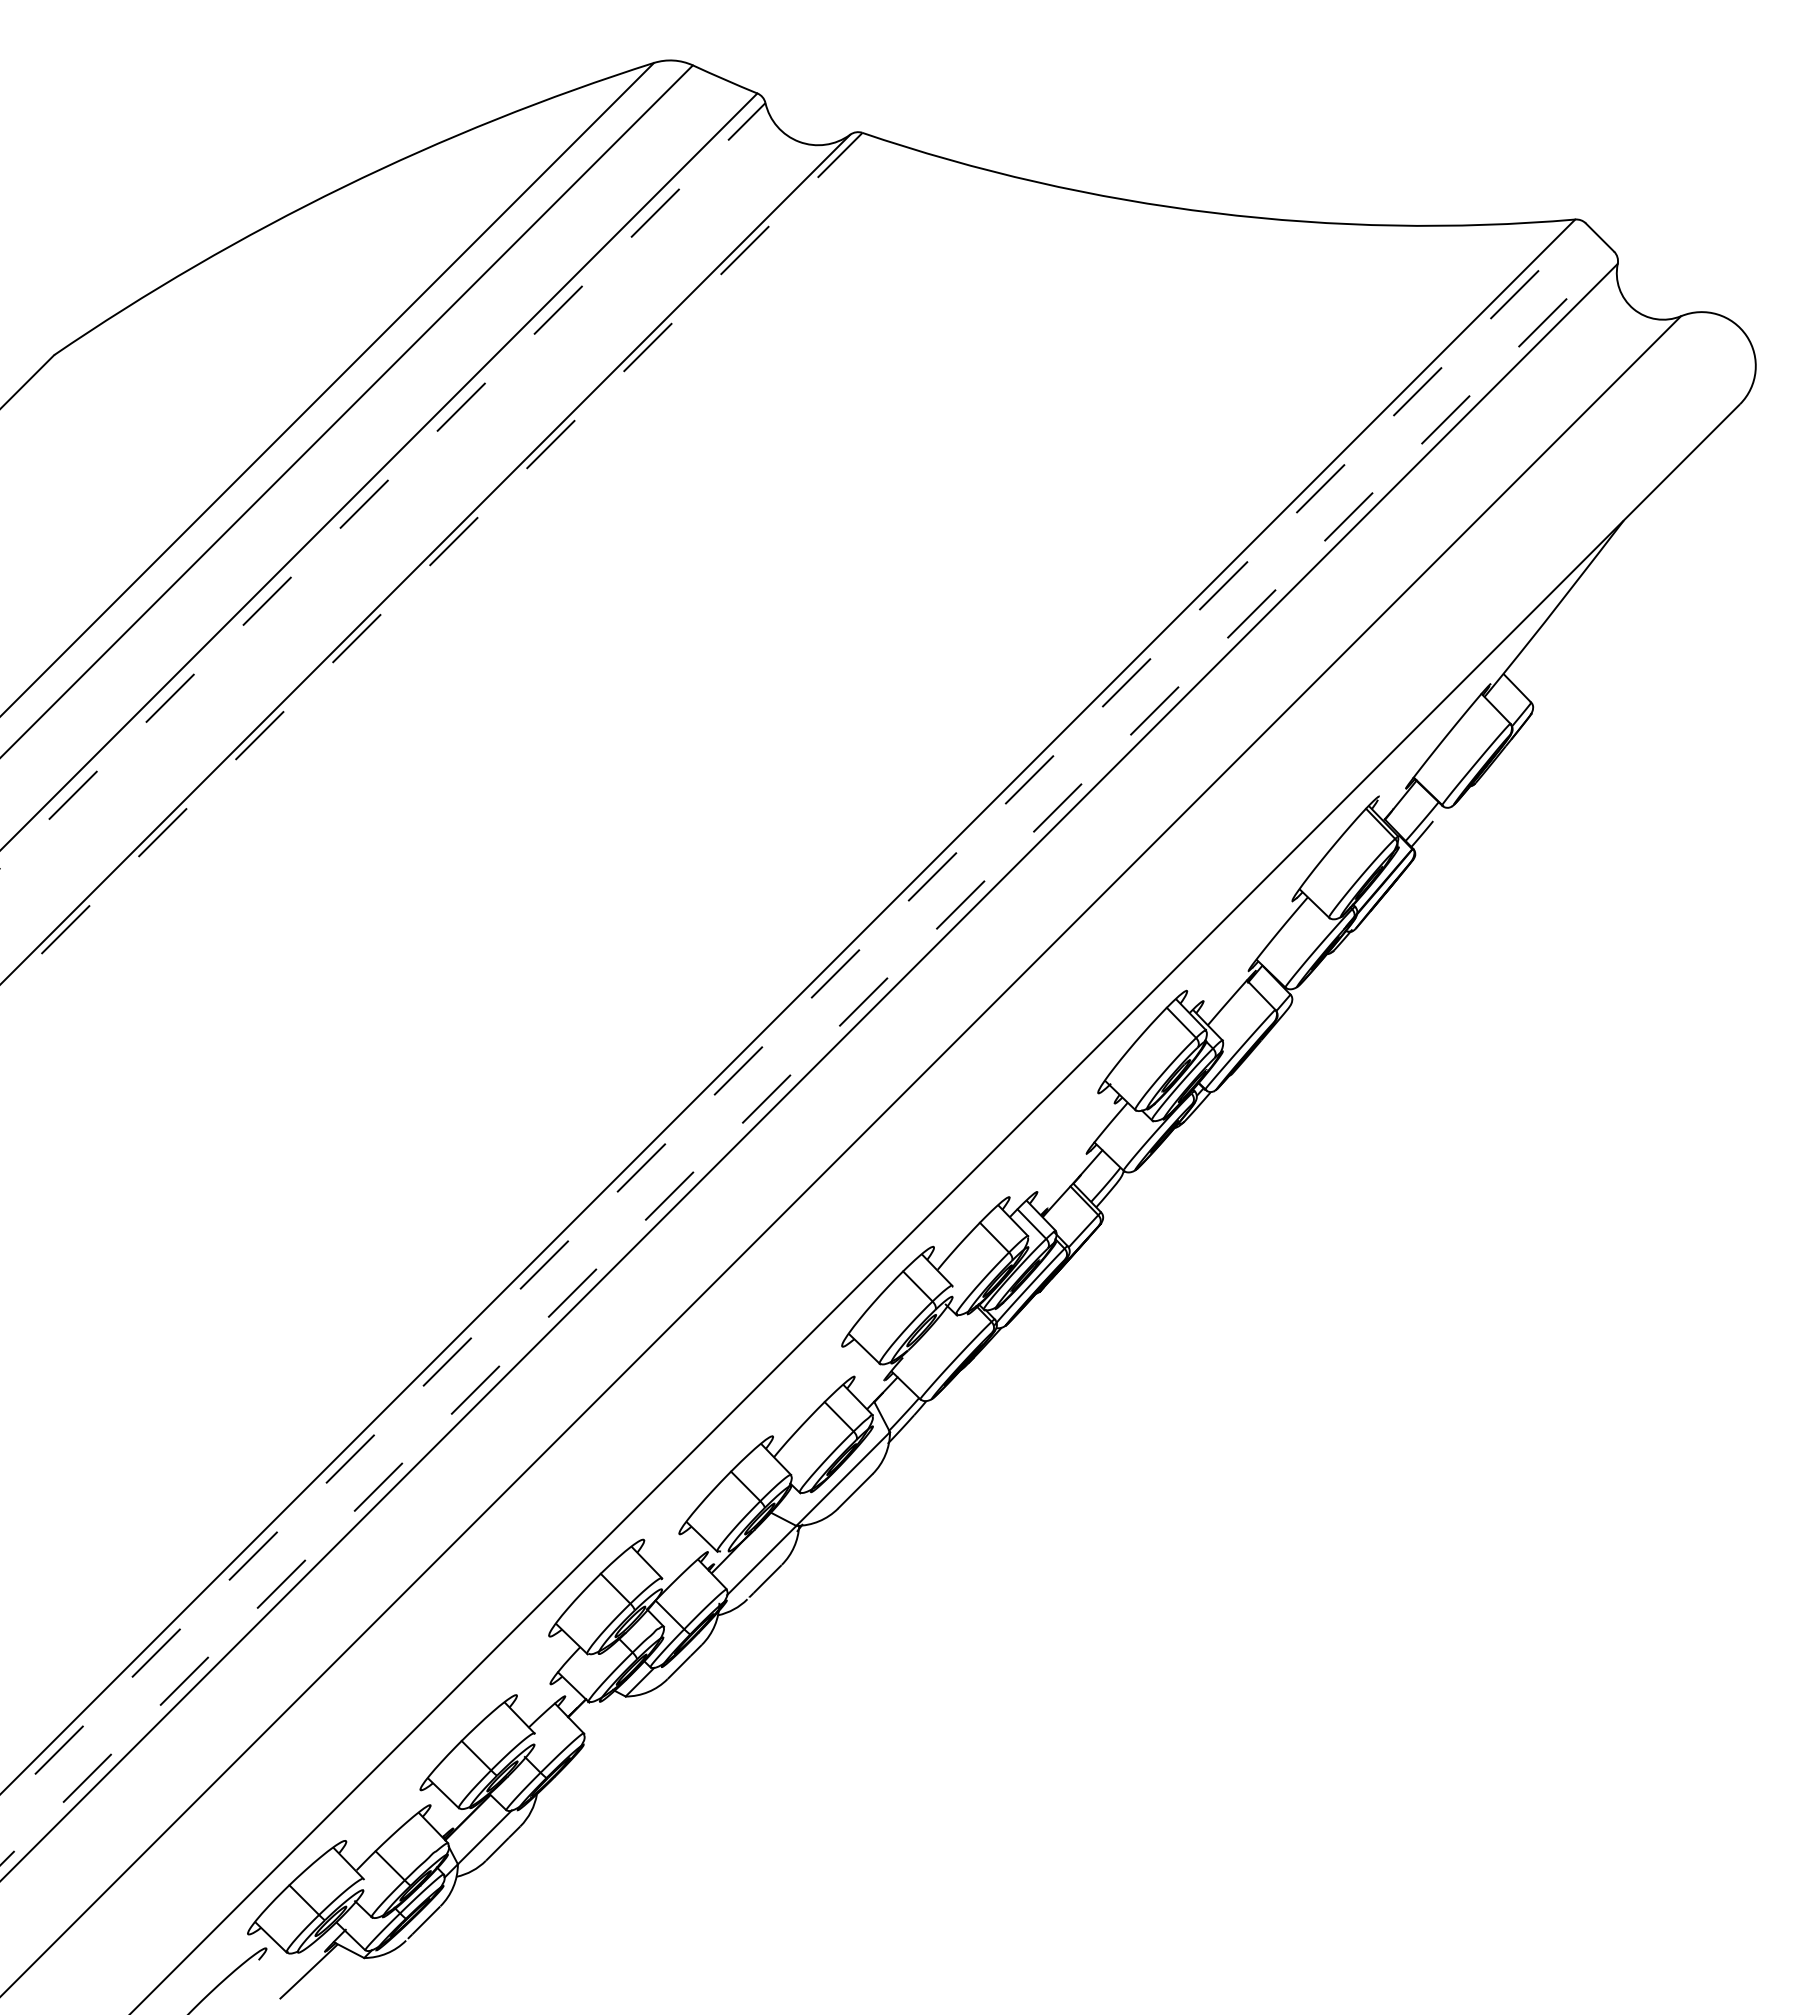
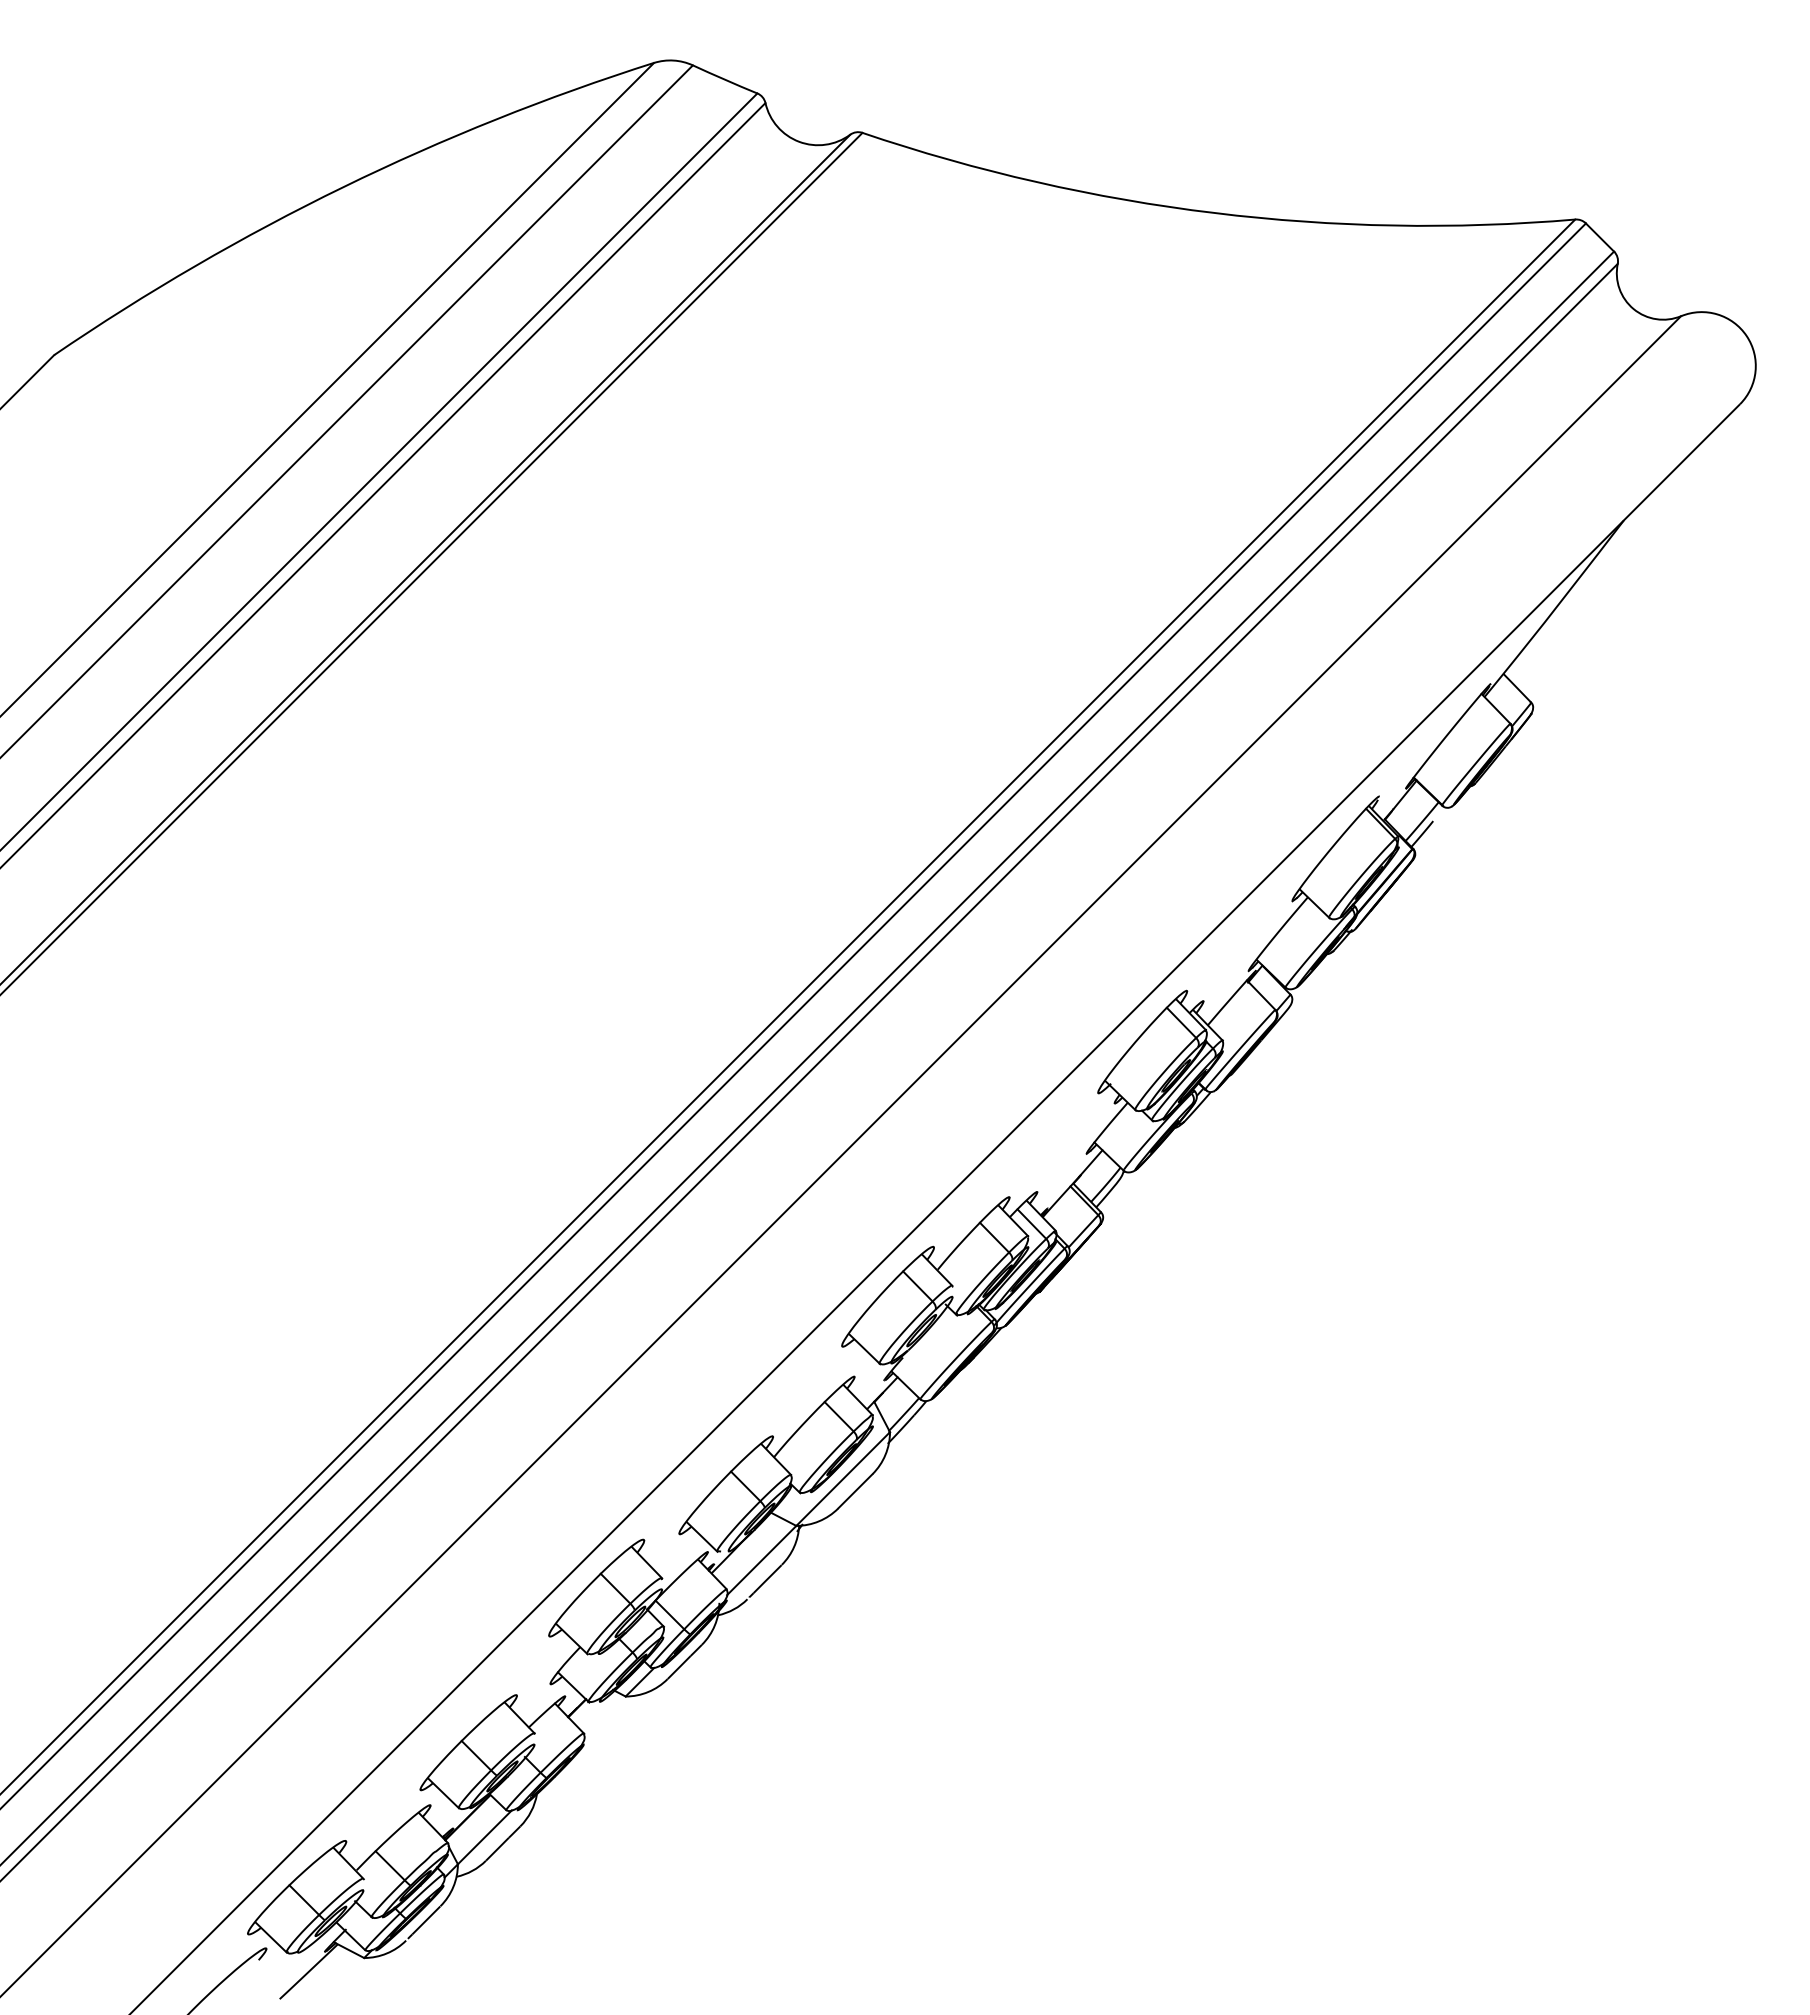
line: dashed -> solid (382, 485)
line: dashed -> solid (431, 563)
line: dashed -> solid (793, 1016)
line: dashed -> solid (807, 1058)
